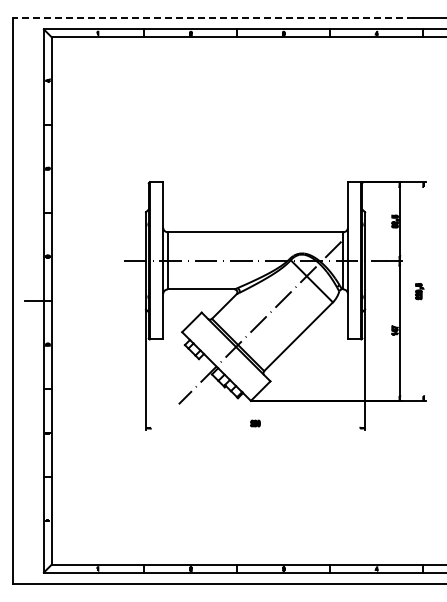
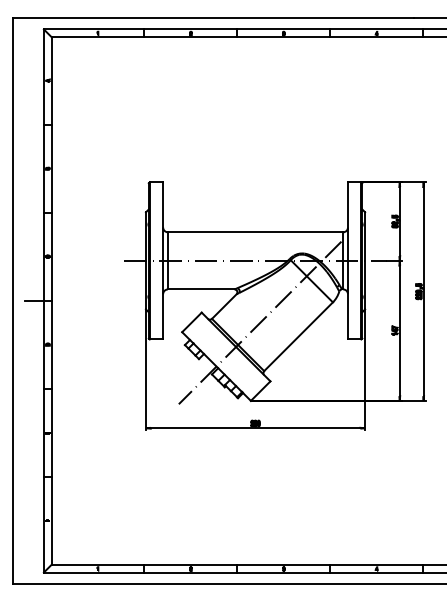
line: dashed -> solid (213, 18)
line: none -> present (423, 291)
line: none -> present (255, 428)
